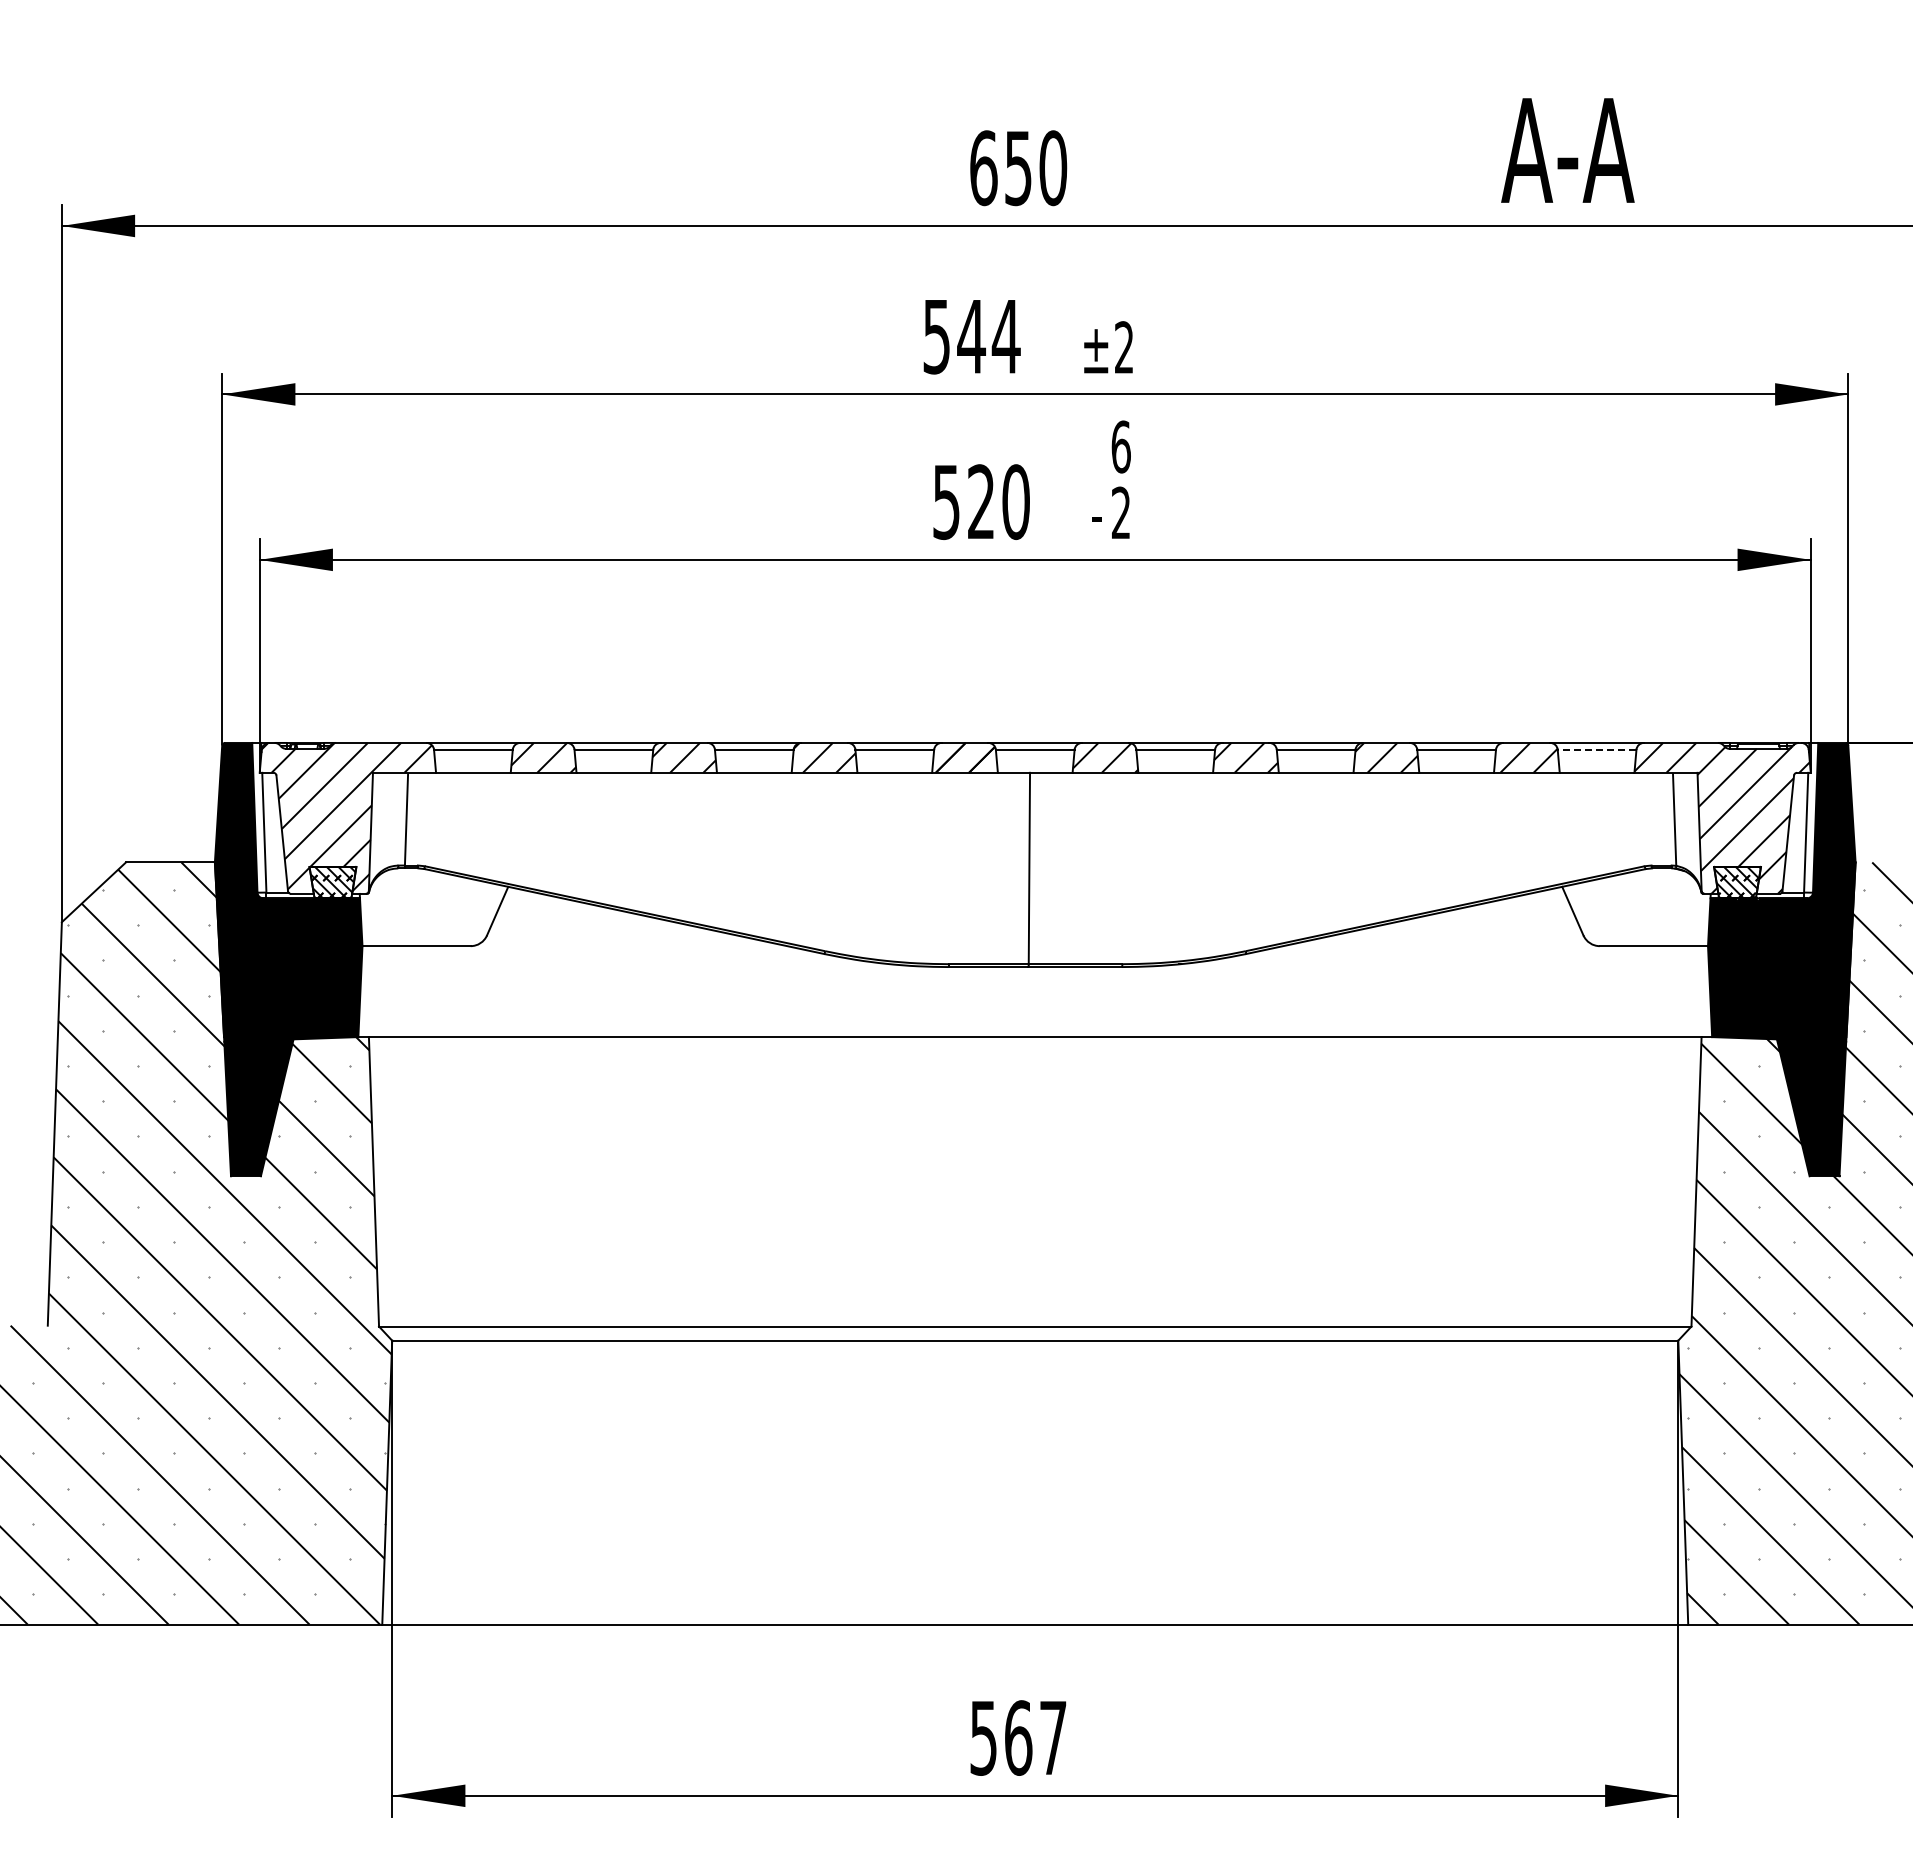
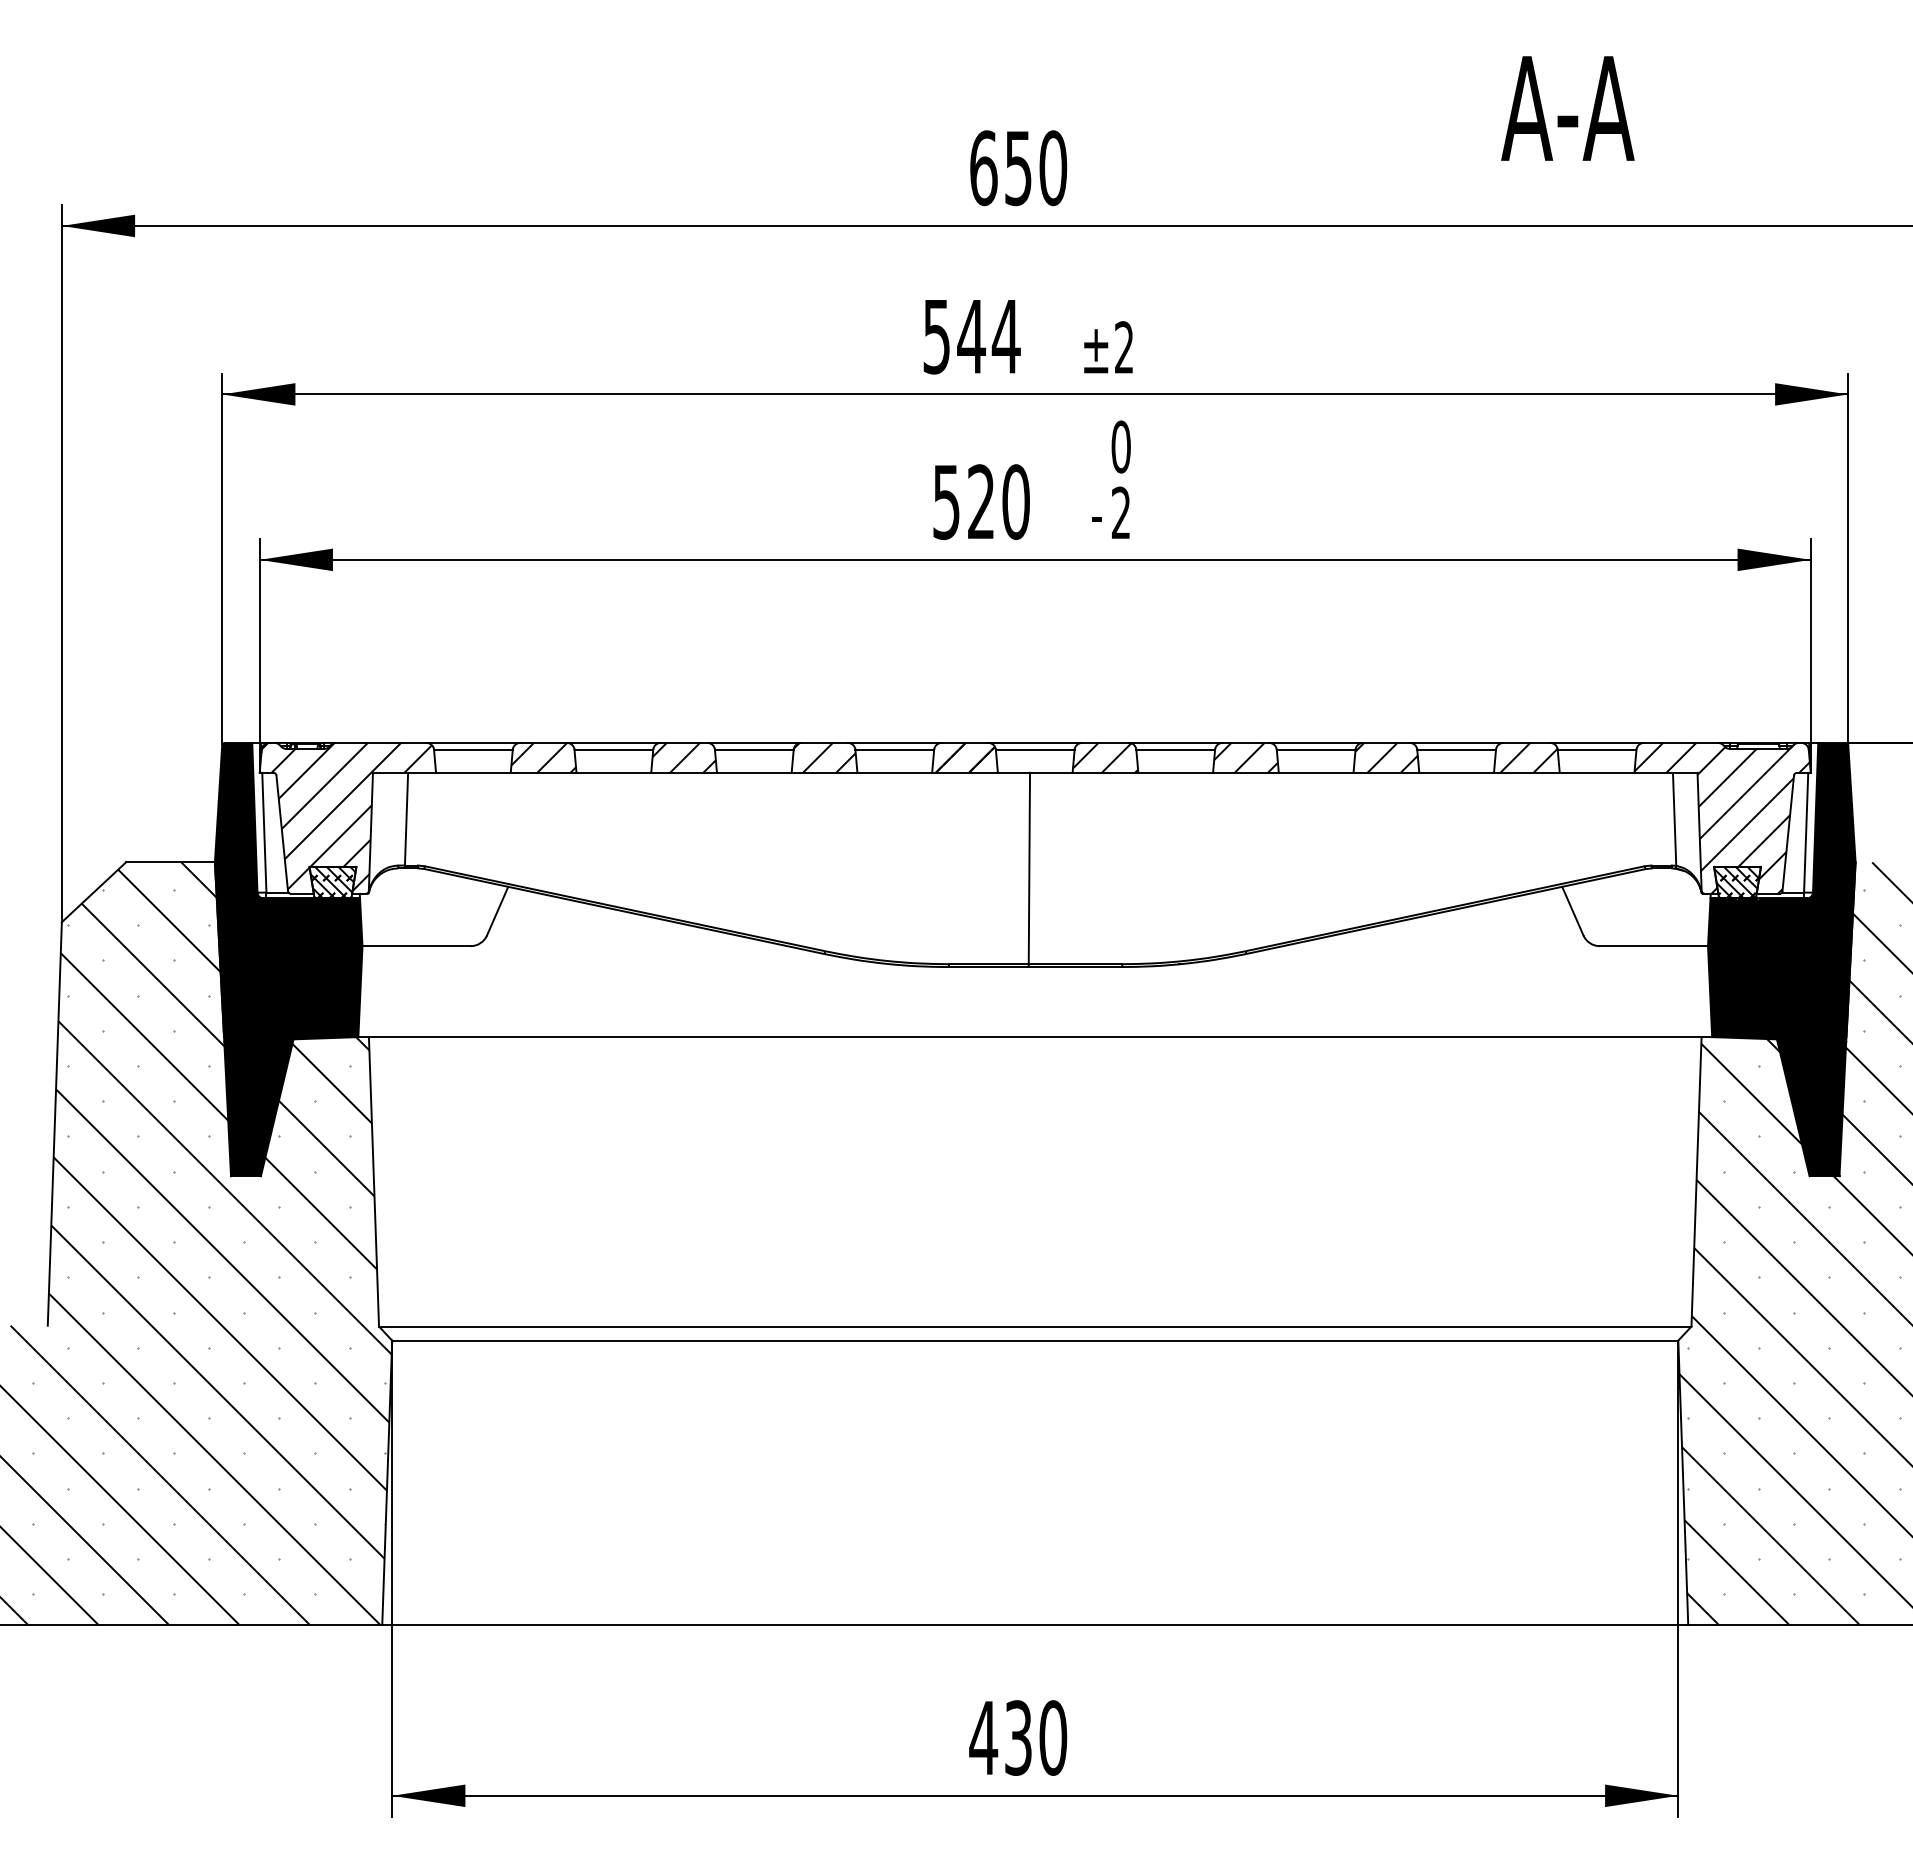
text position: (1567, 150) -> (1567, 108) (1567, 108)
text: 6 -> 0 (1120, 446)
line: dashed -> solid (1596, 749)
text: 567 -> 430 (1018, 1737)
